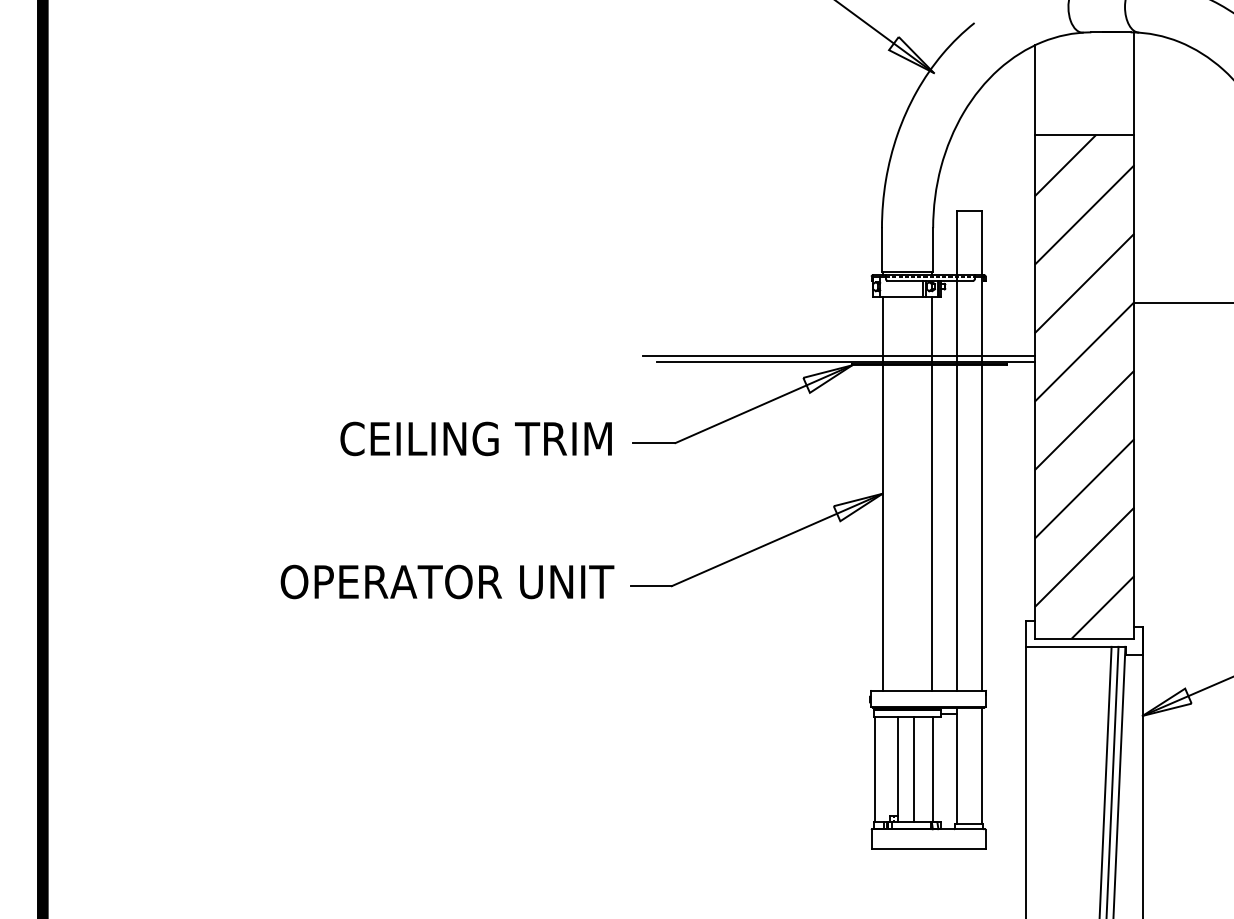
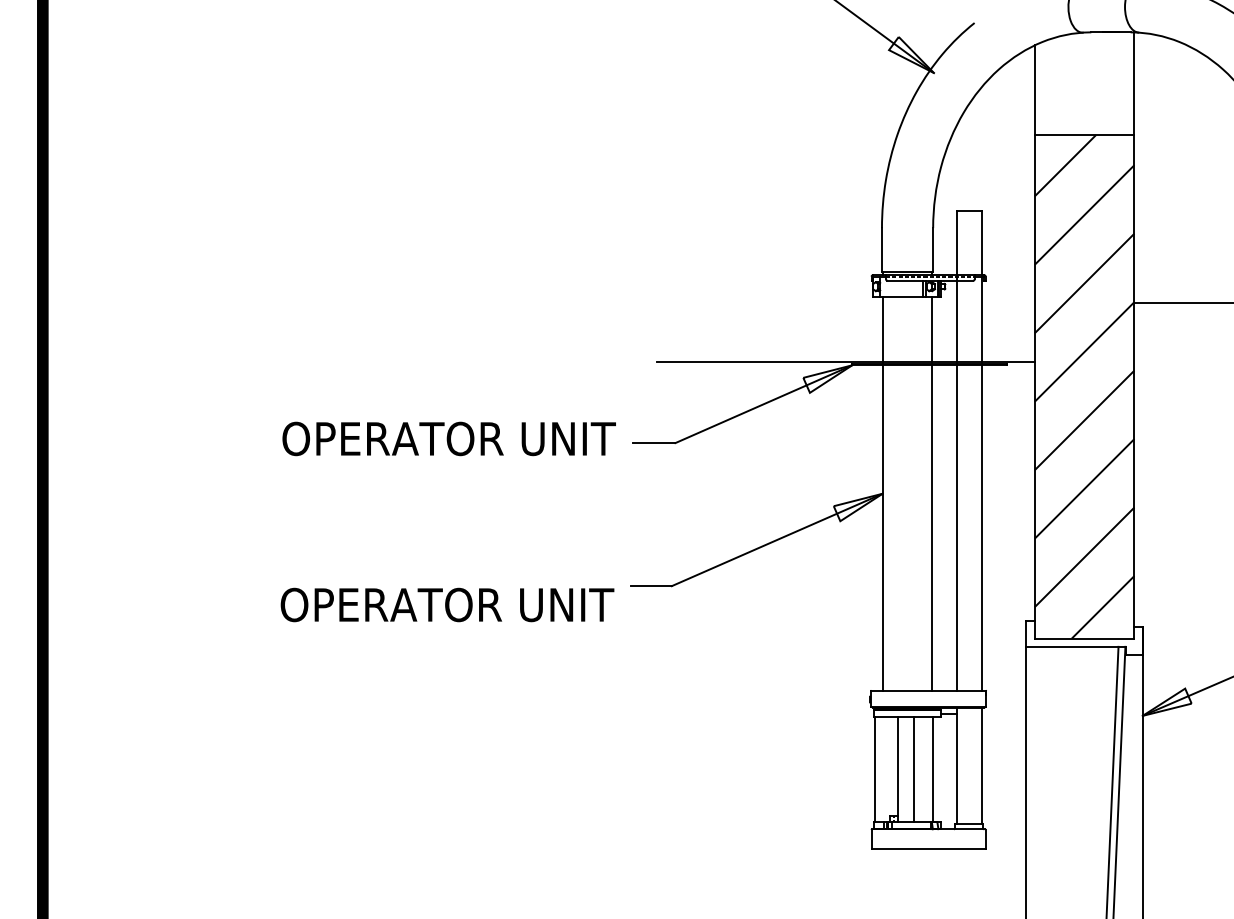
line: present -> none (838, 356)
text: CEILING TRIM -> OPERATOR UNIT (448, 438)
text position: (447, 581) -> (447, 604) (447, 604)
line: present -> none (1105, 780)
